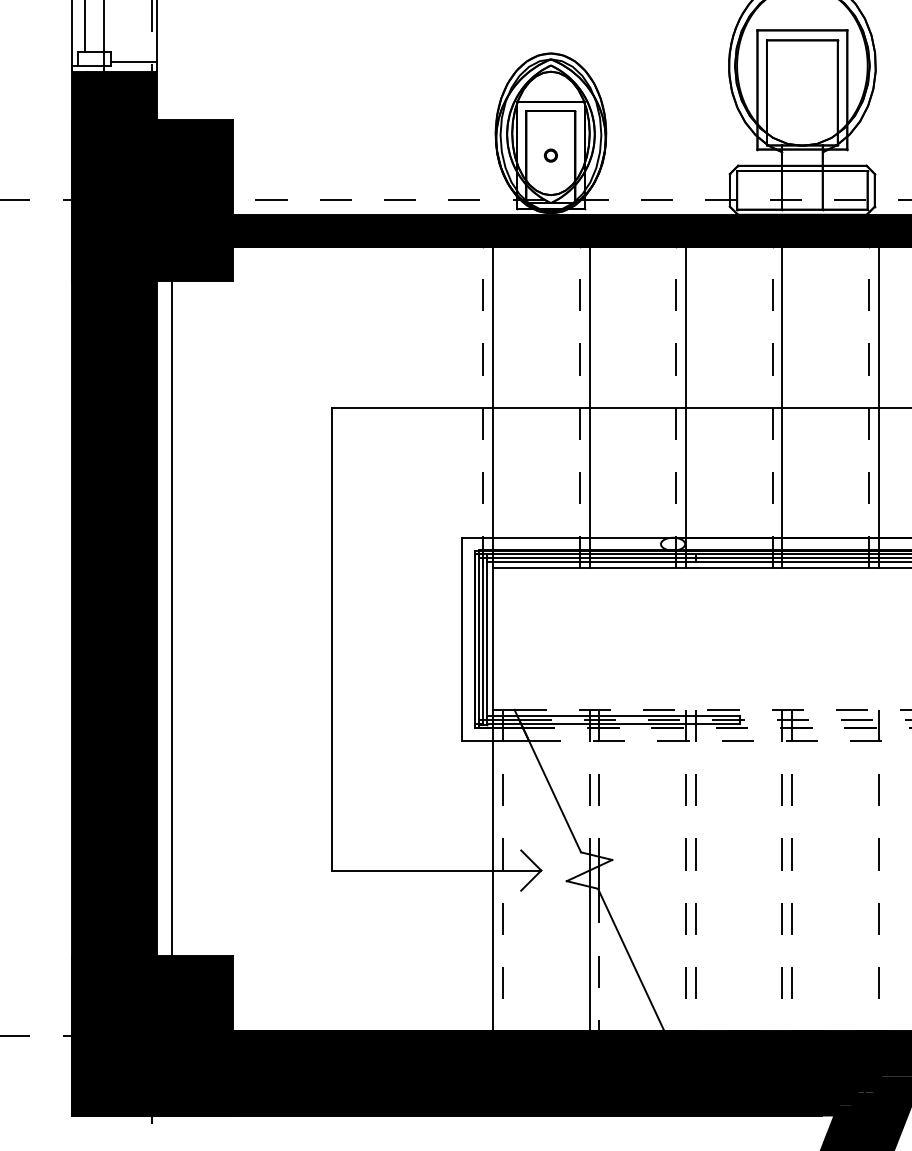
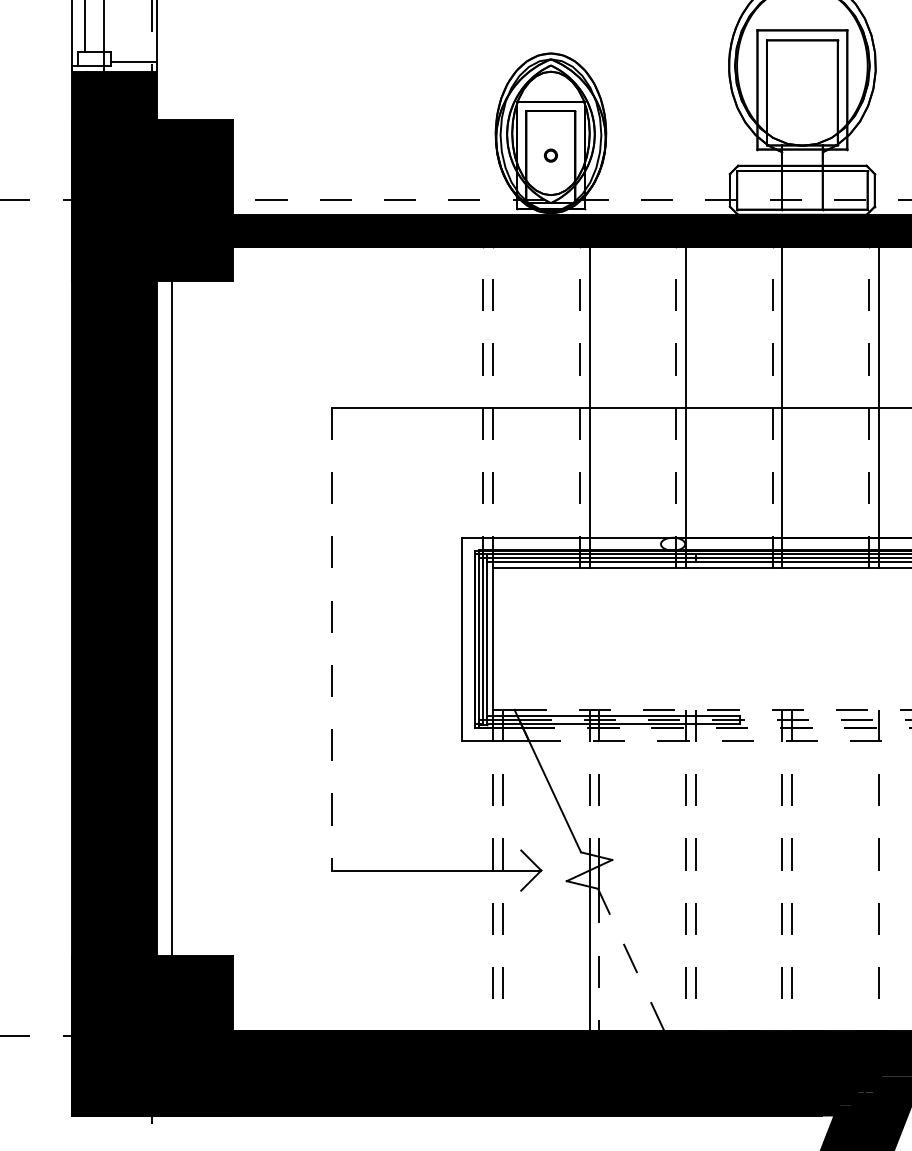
line: solid -> dashed (493, 407)
line: solid -> dashed (332, 639)
line: solid -> dashed (493, 870)
line: solid -> dashed (631, 960)
